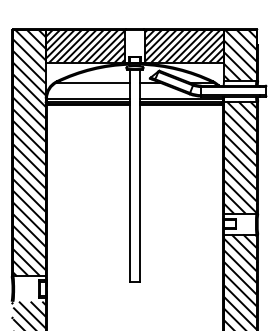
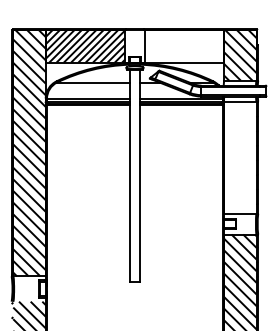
hatch: present -> none (184, 46)
hatch: present -> none (240, 157)
